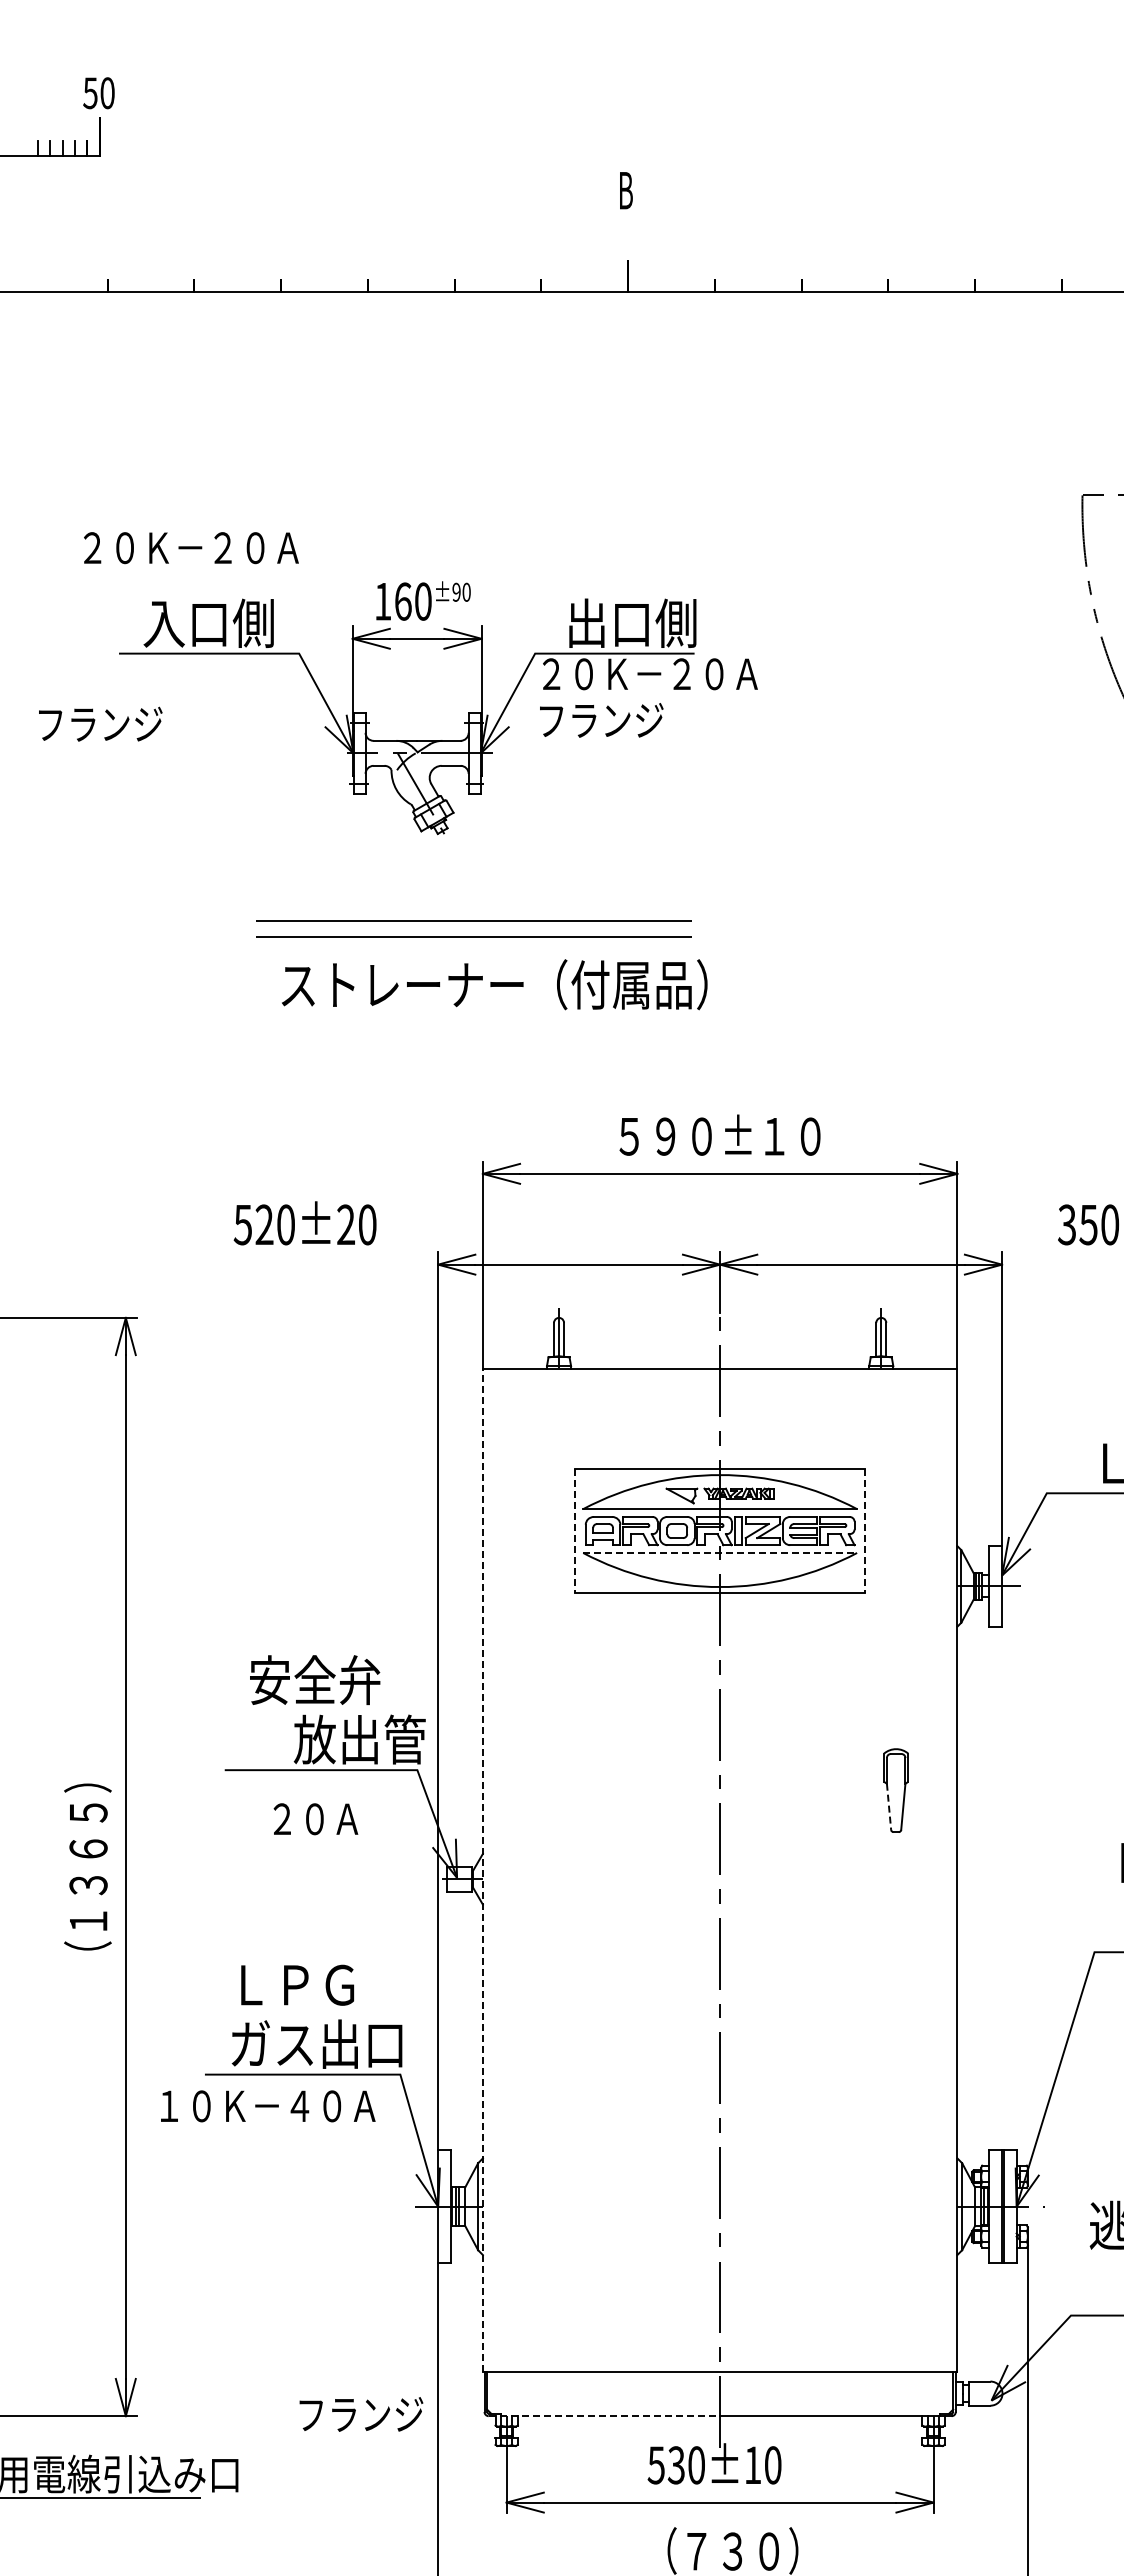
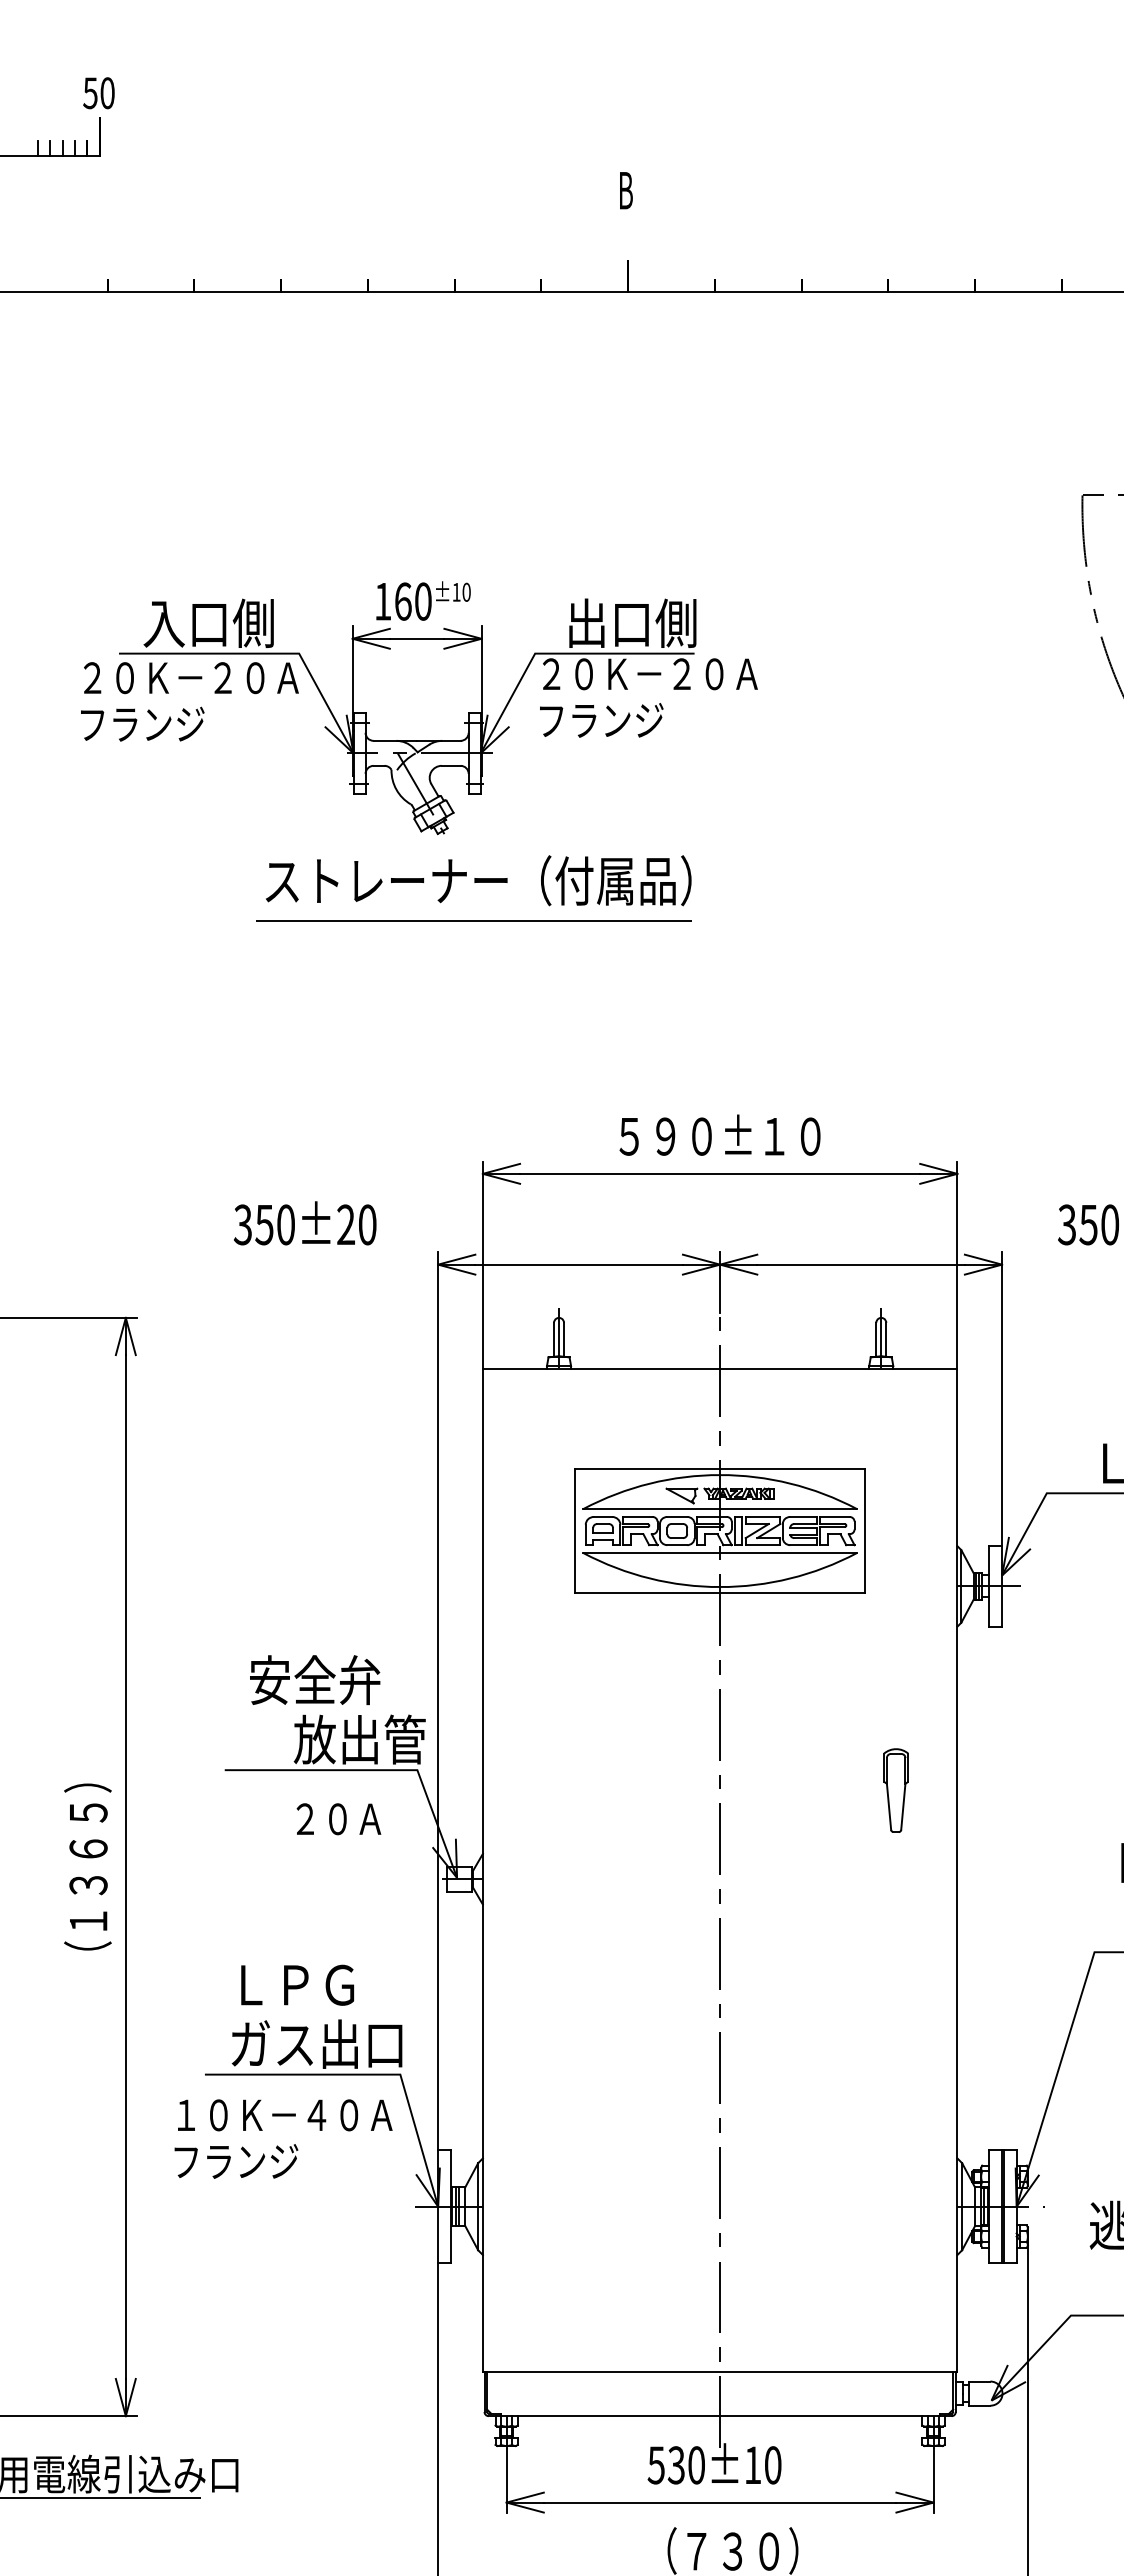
text position: (191, 548) -> (191, 678) (191, 678)
text: ±90 -> ±10 (456, 591)
text position: (100, 723) -> (142, 723) (142, 723)
line: present -> none (473, 936)
text position: (494, 984) -> (478, 880) (478, 880)
text: 520±20 -> 350±20 (253, 1224)
line: dashed -> solid (575, 1531)
line: dashed -> solid (865, 1531)
line: dashed -> solid (720, 1552)
line: dashed -> solid (889, 1807)
text position: (315, 1819) -> (338, 1819) (338, 1819)
line: dashed -> solid (482, 1869)
text position: (268, 2106) -> (285, 2115) (285, 2115)
text position: (361, 2414) -> (236, 2161) (236, 2161)
line: dashed -> solid (604, 2416)
